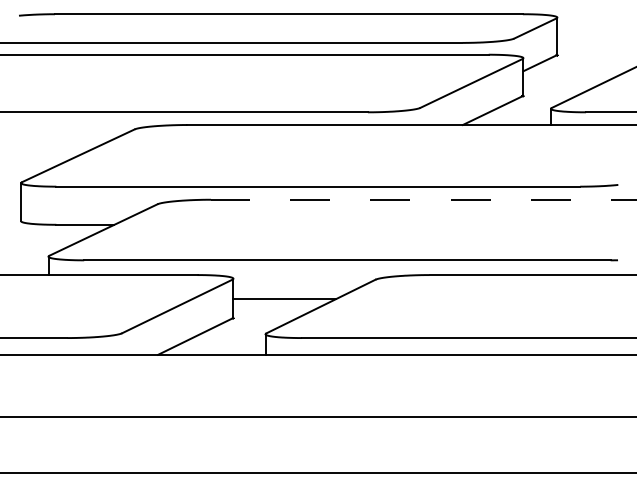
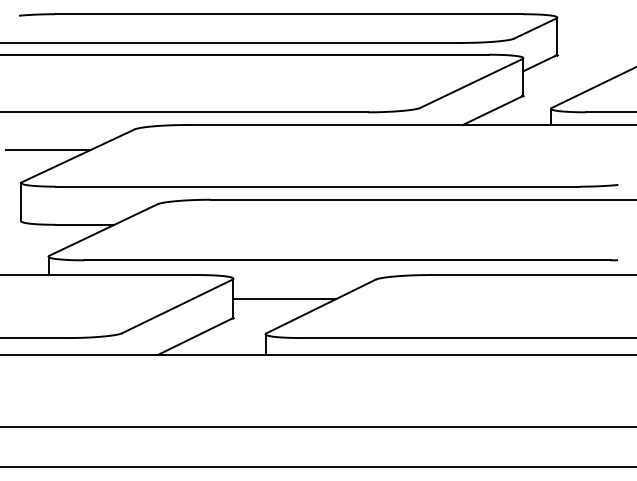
line: none -> present (48, 149)
line: dashed -> solid (423, 199)
line position: (317, 416) -> (317, 426) (317, 426)
line position: (317, 472) -> (317, 466) (317, 466)
